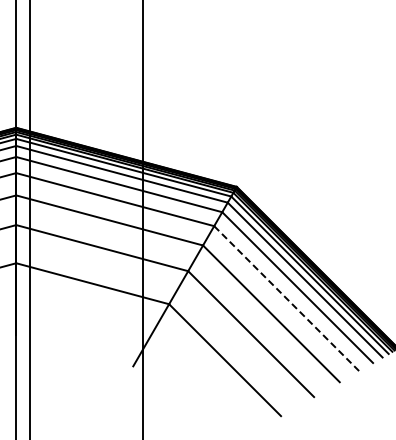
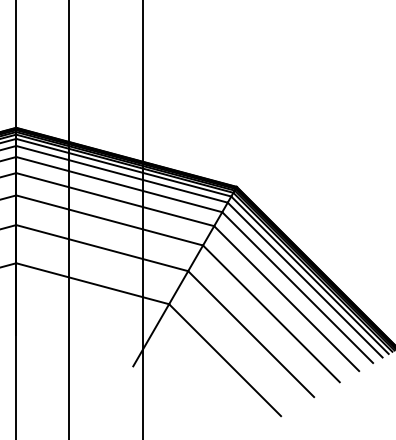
line position: (29, 219) -> (68, 219) (68, 219)
line: dashed -> solid (287, 298)
